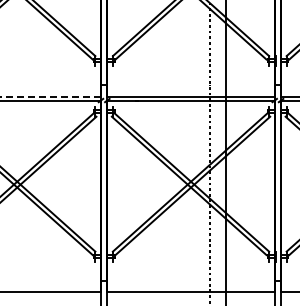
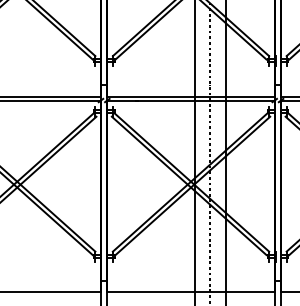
line: dashed -> solid (50, 96)
line: none -> present (194, 152)
